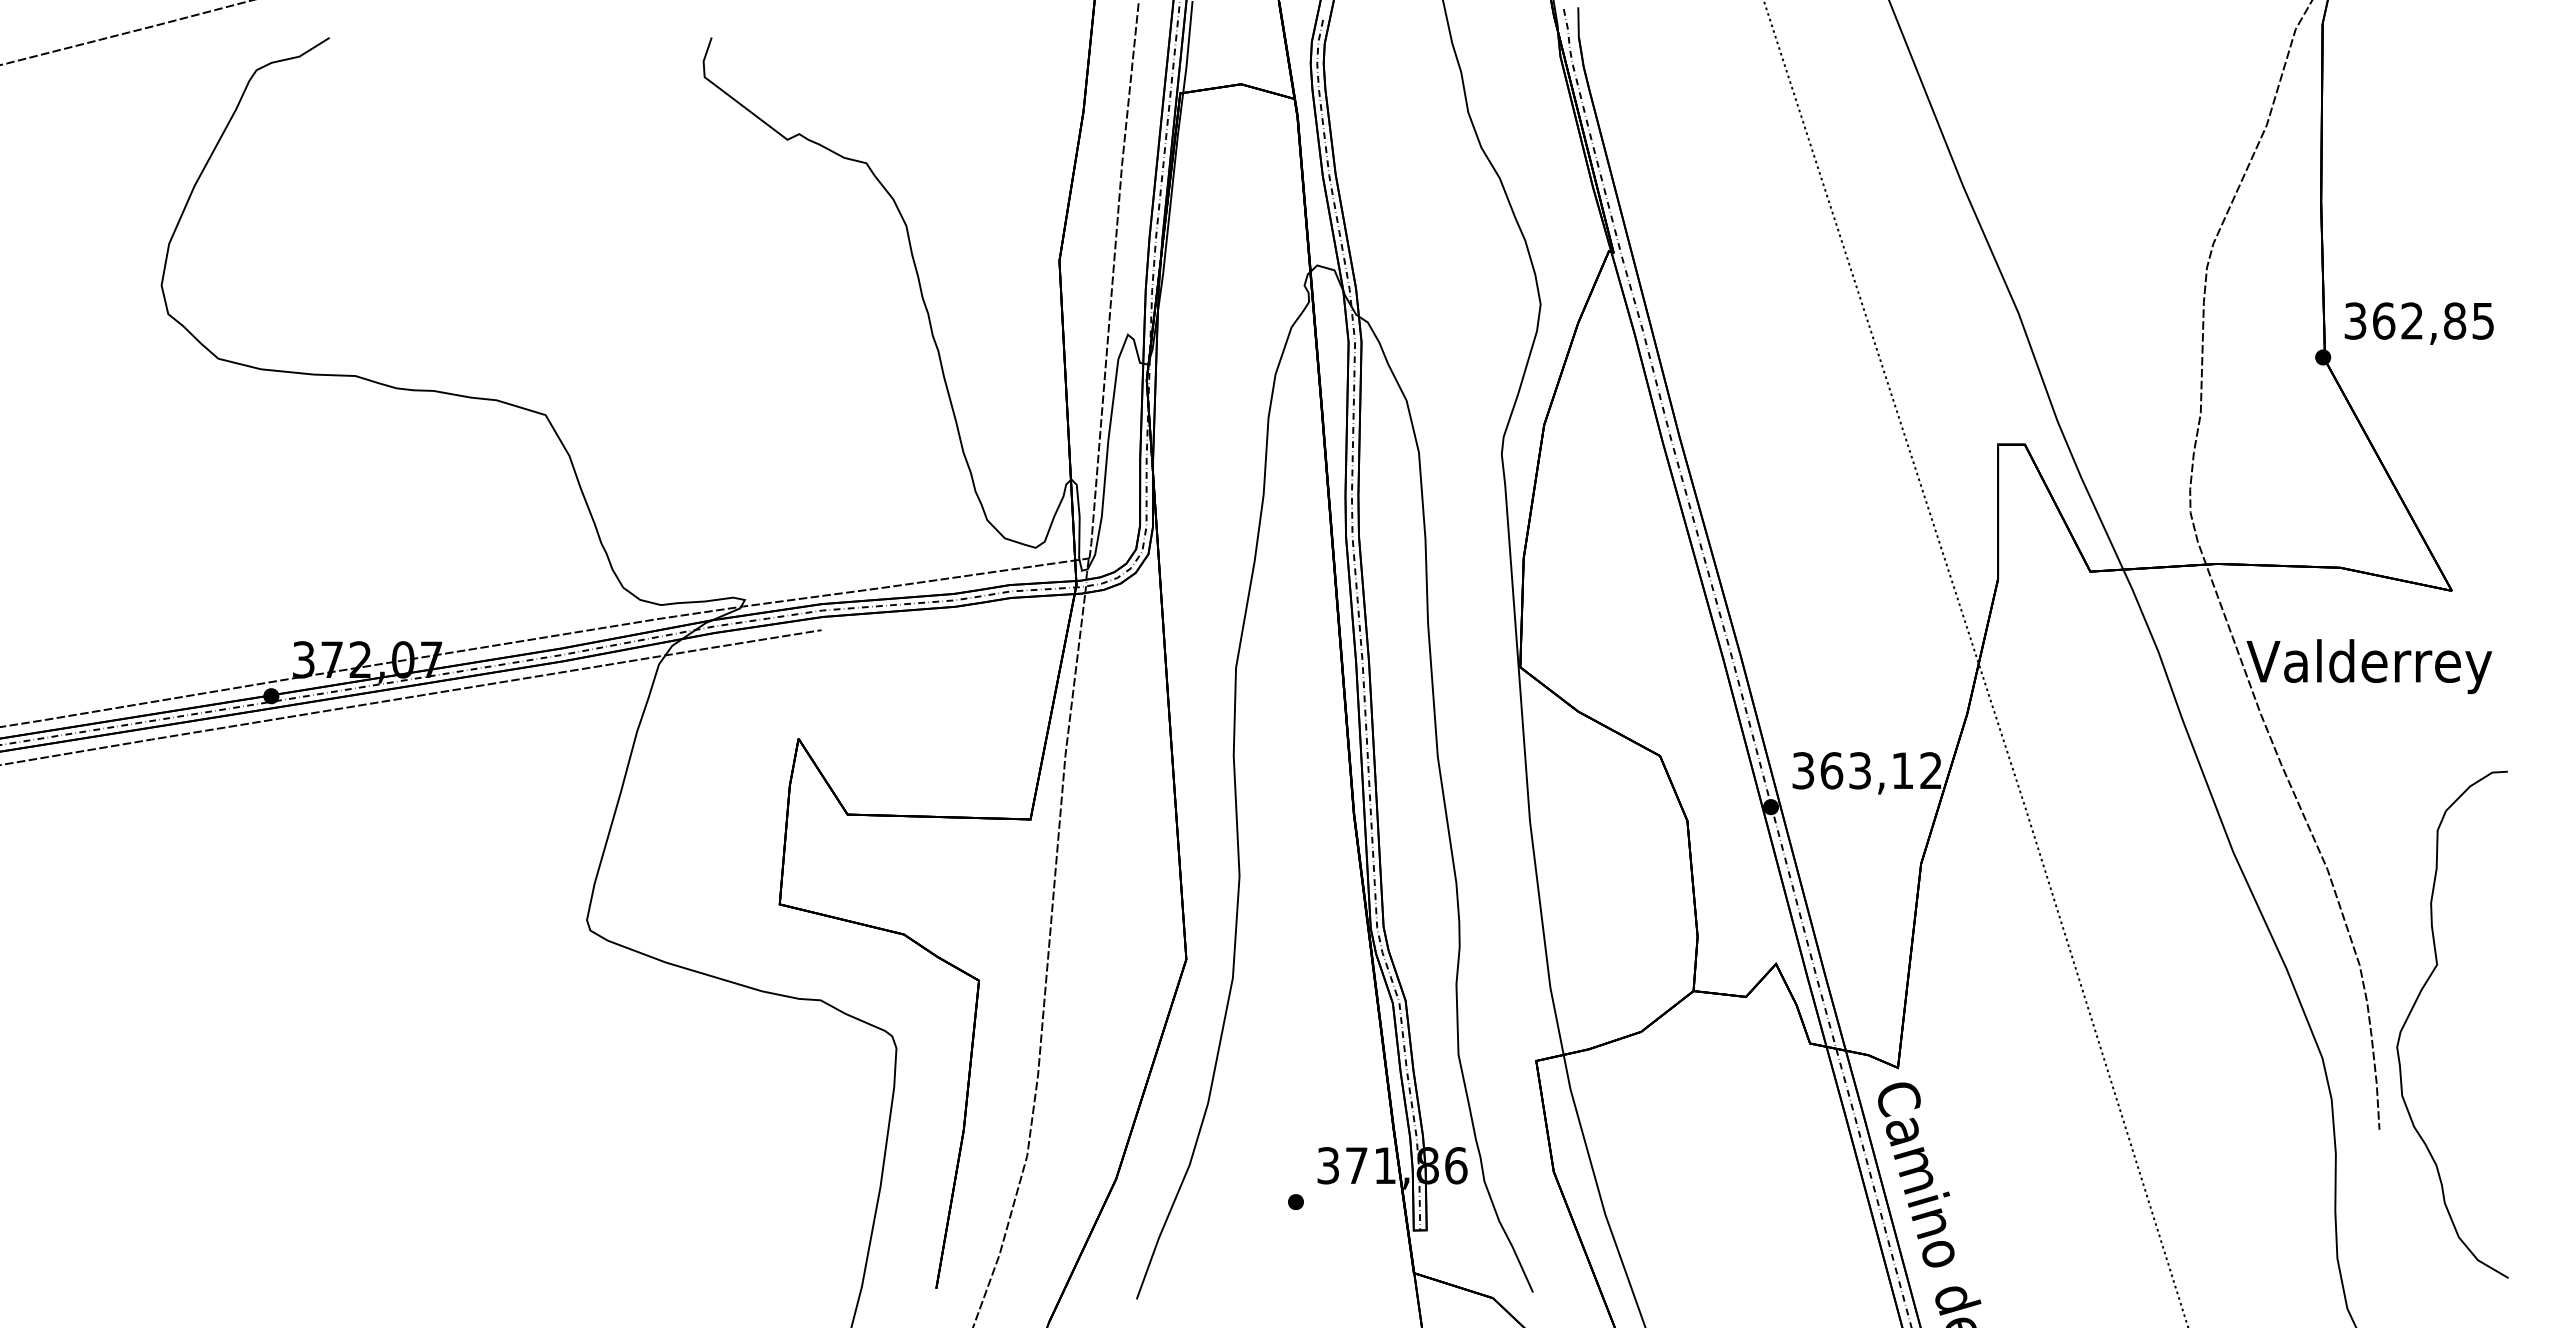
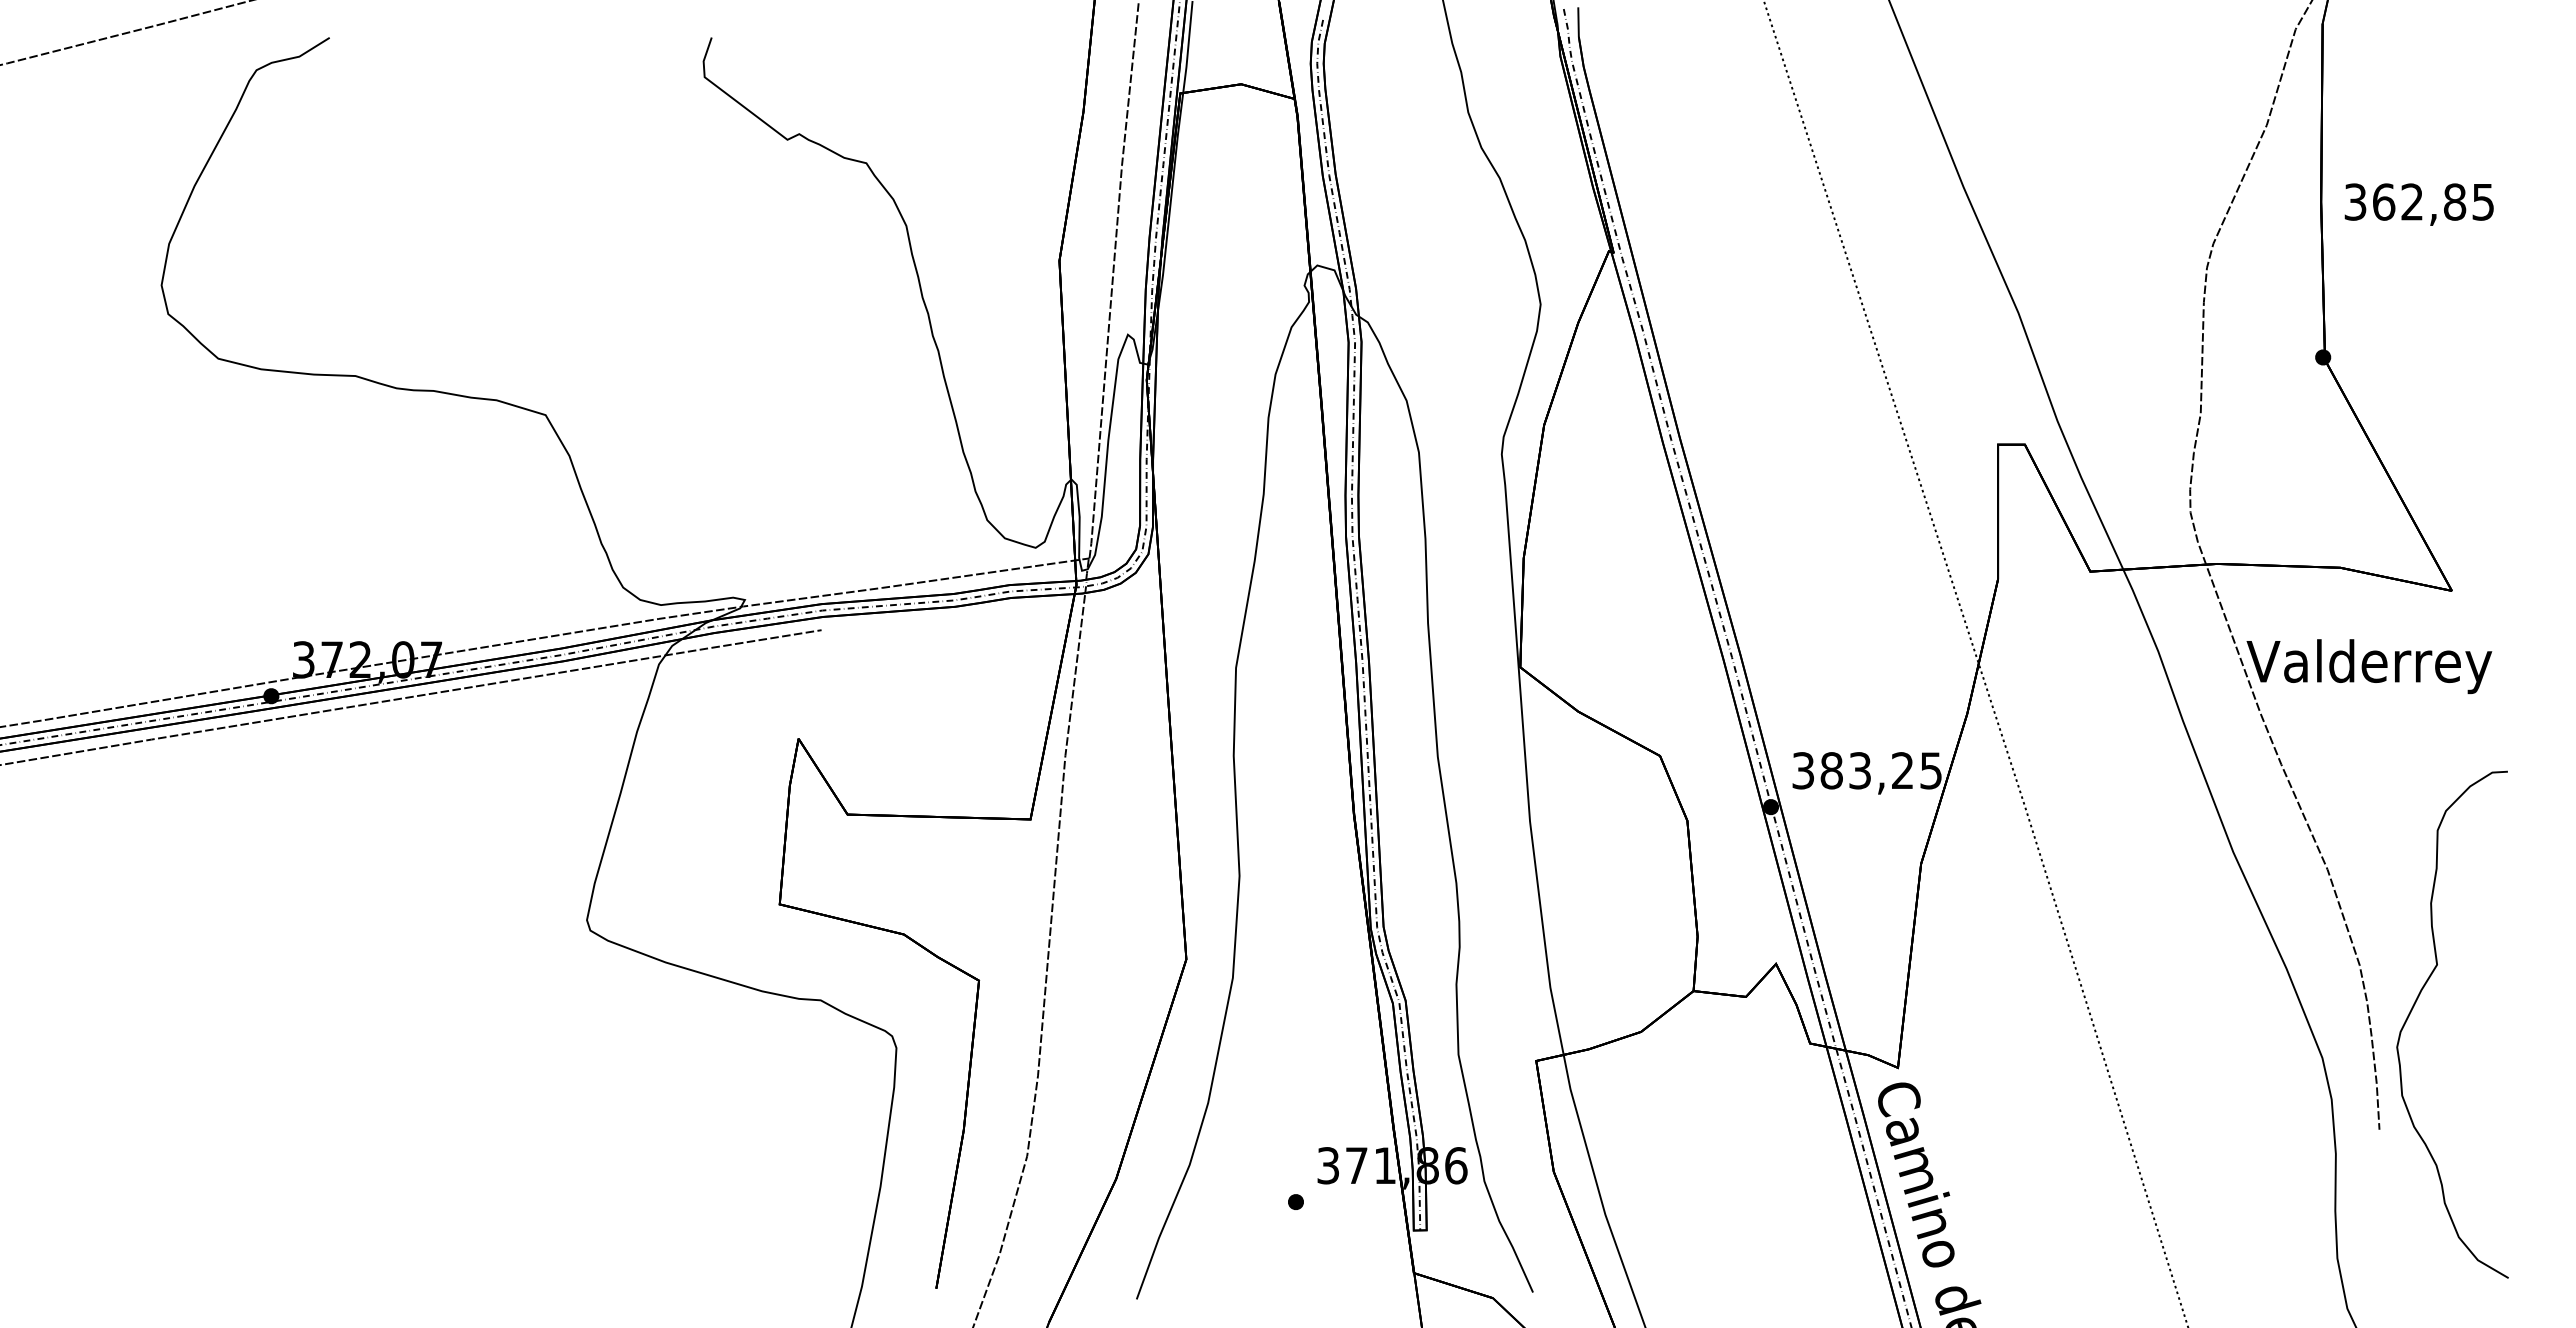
text position: (2418, 323) -> (2418, 204) (2418, 204)
text: 363,12 -> 383,25 (1880, 770)
